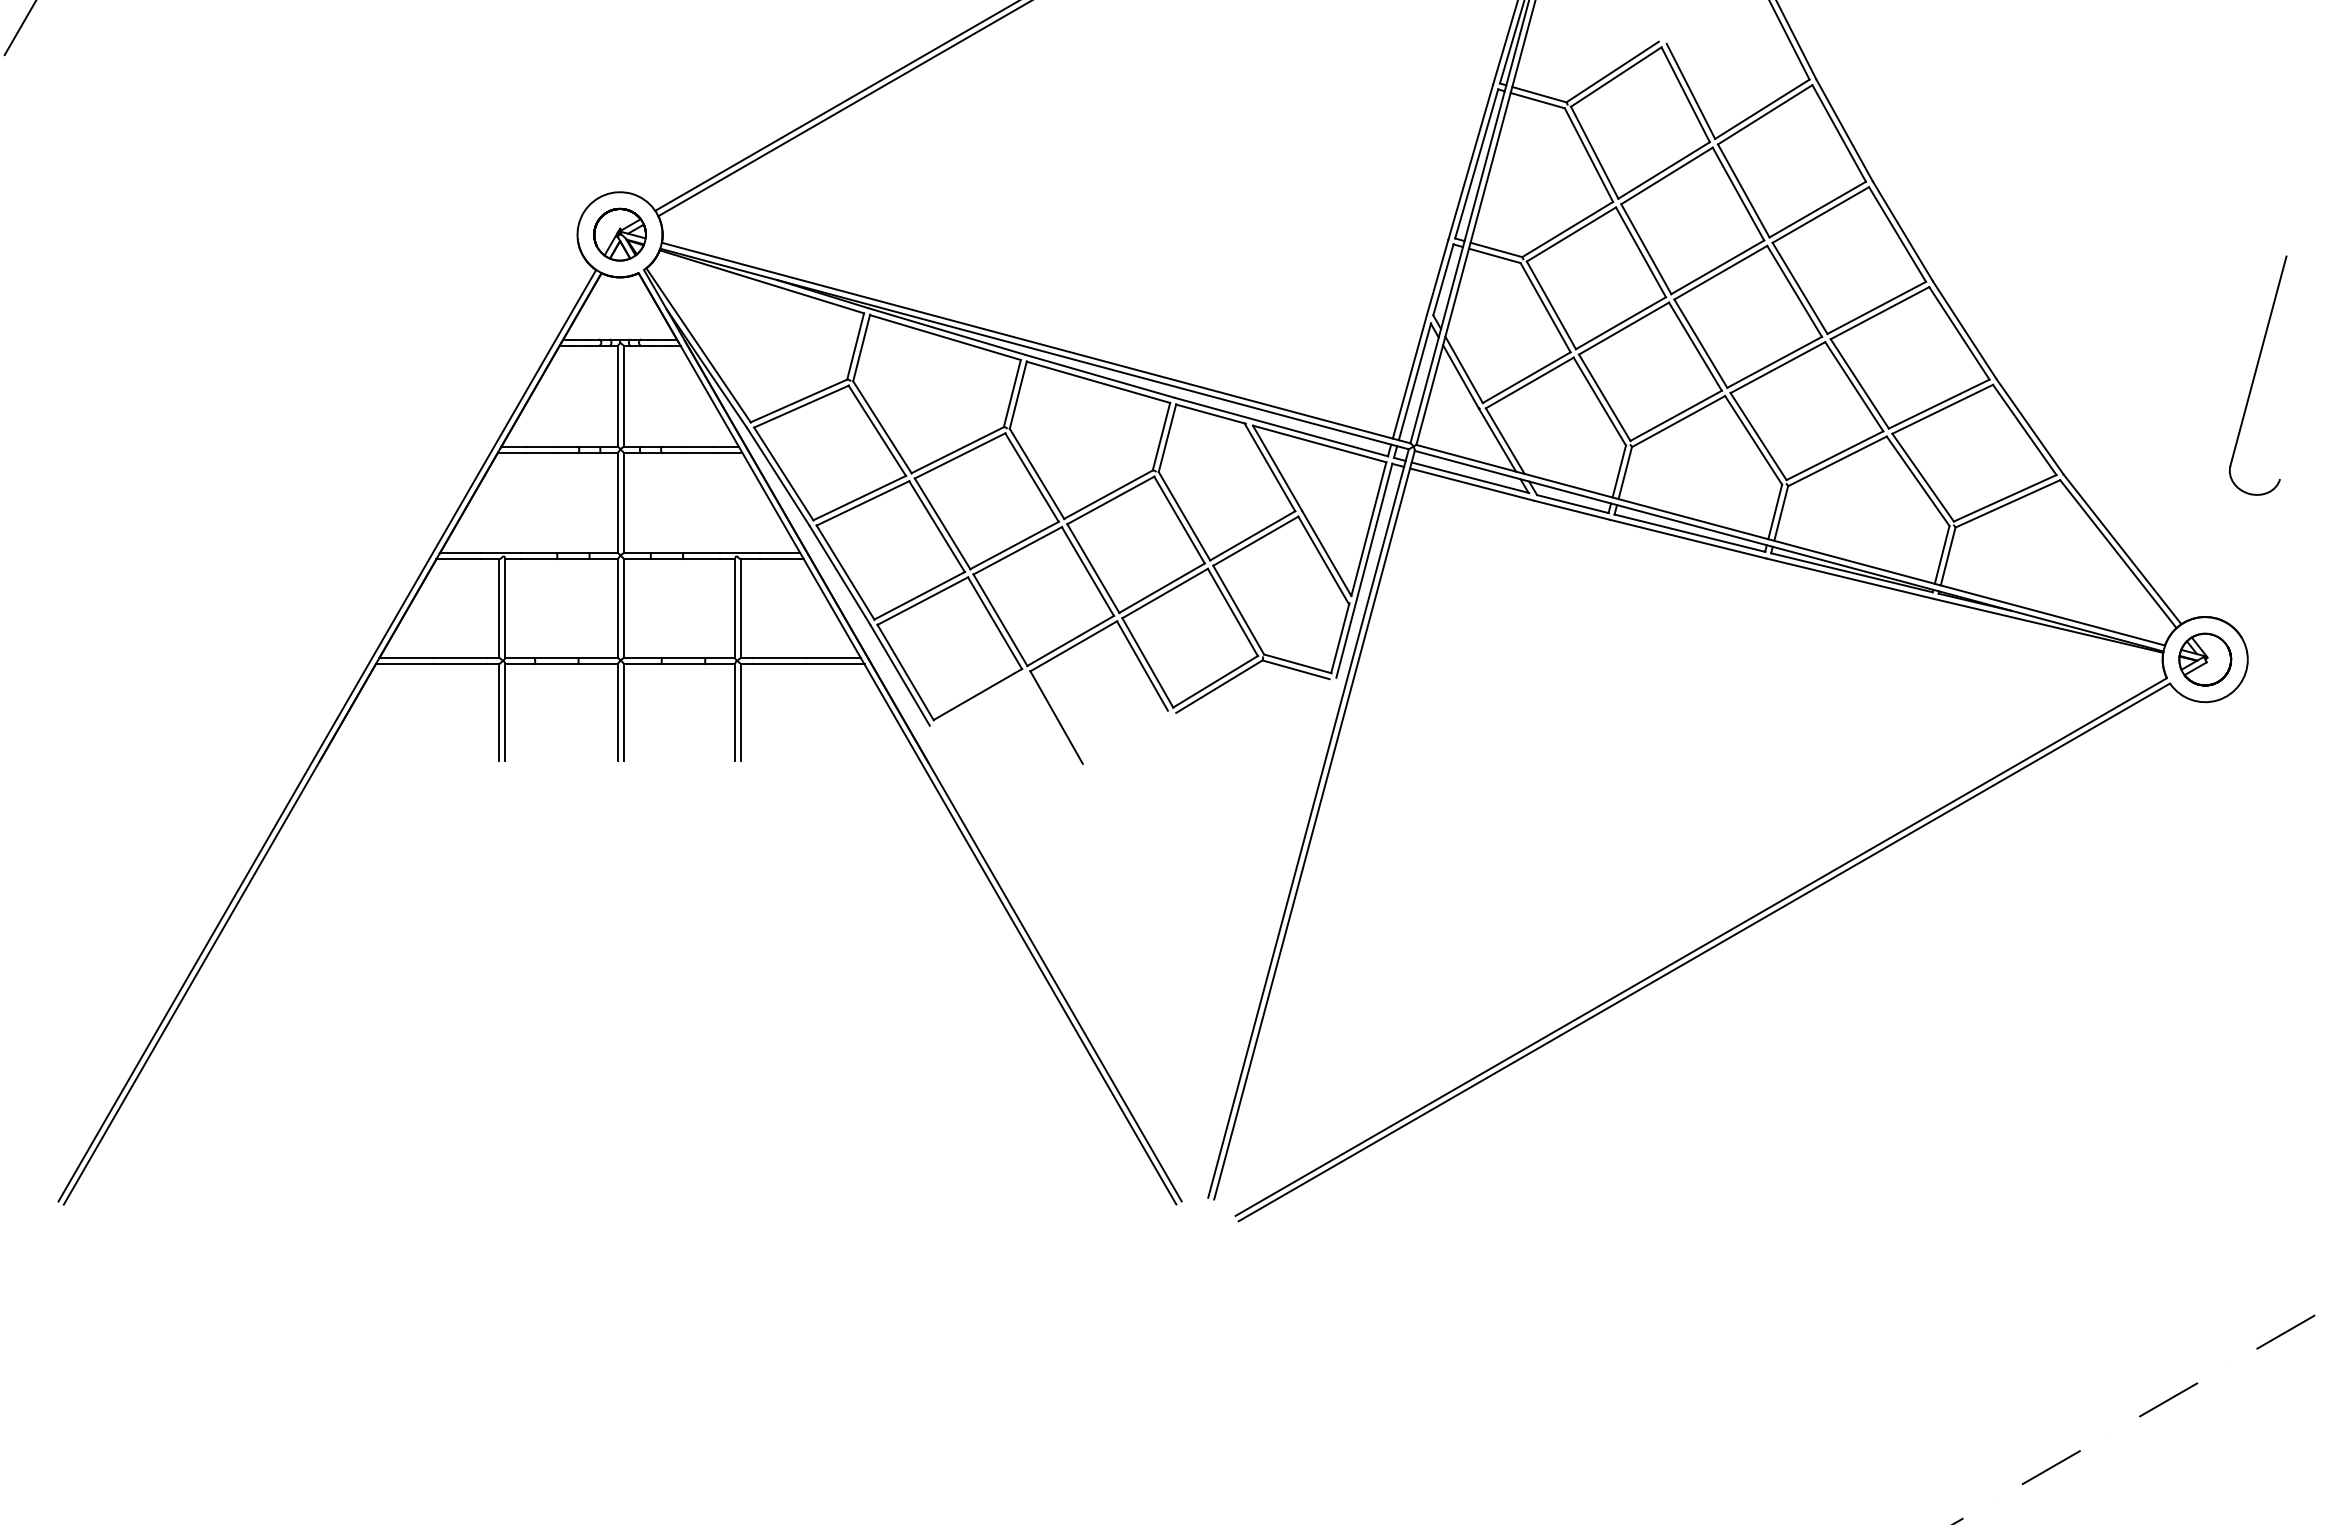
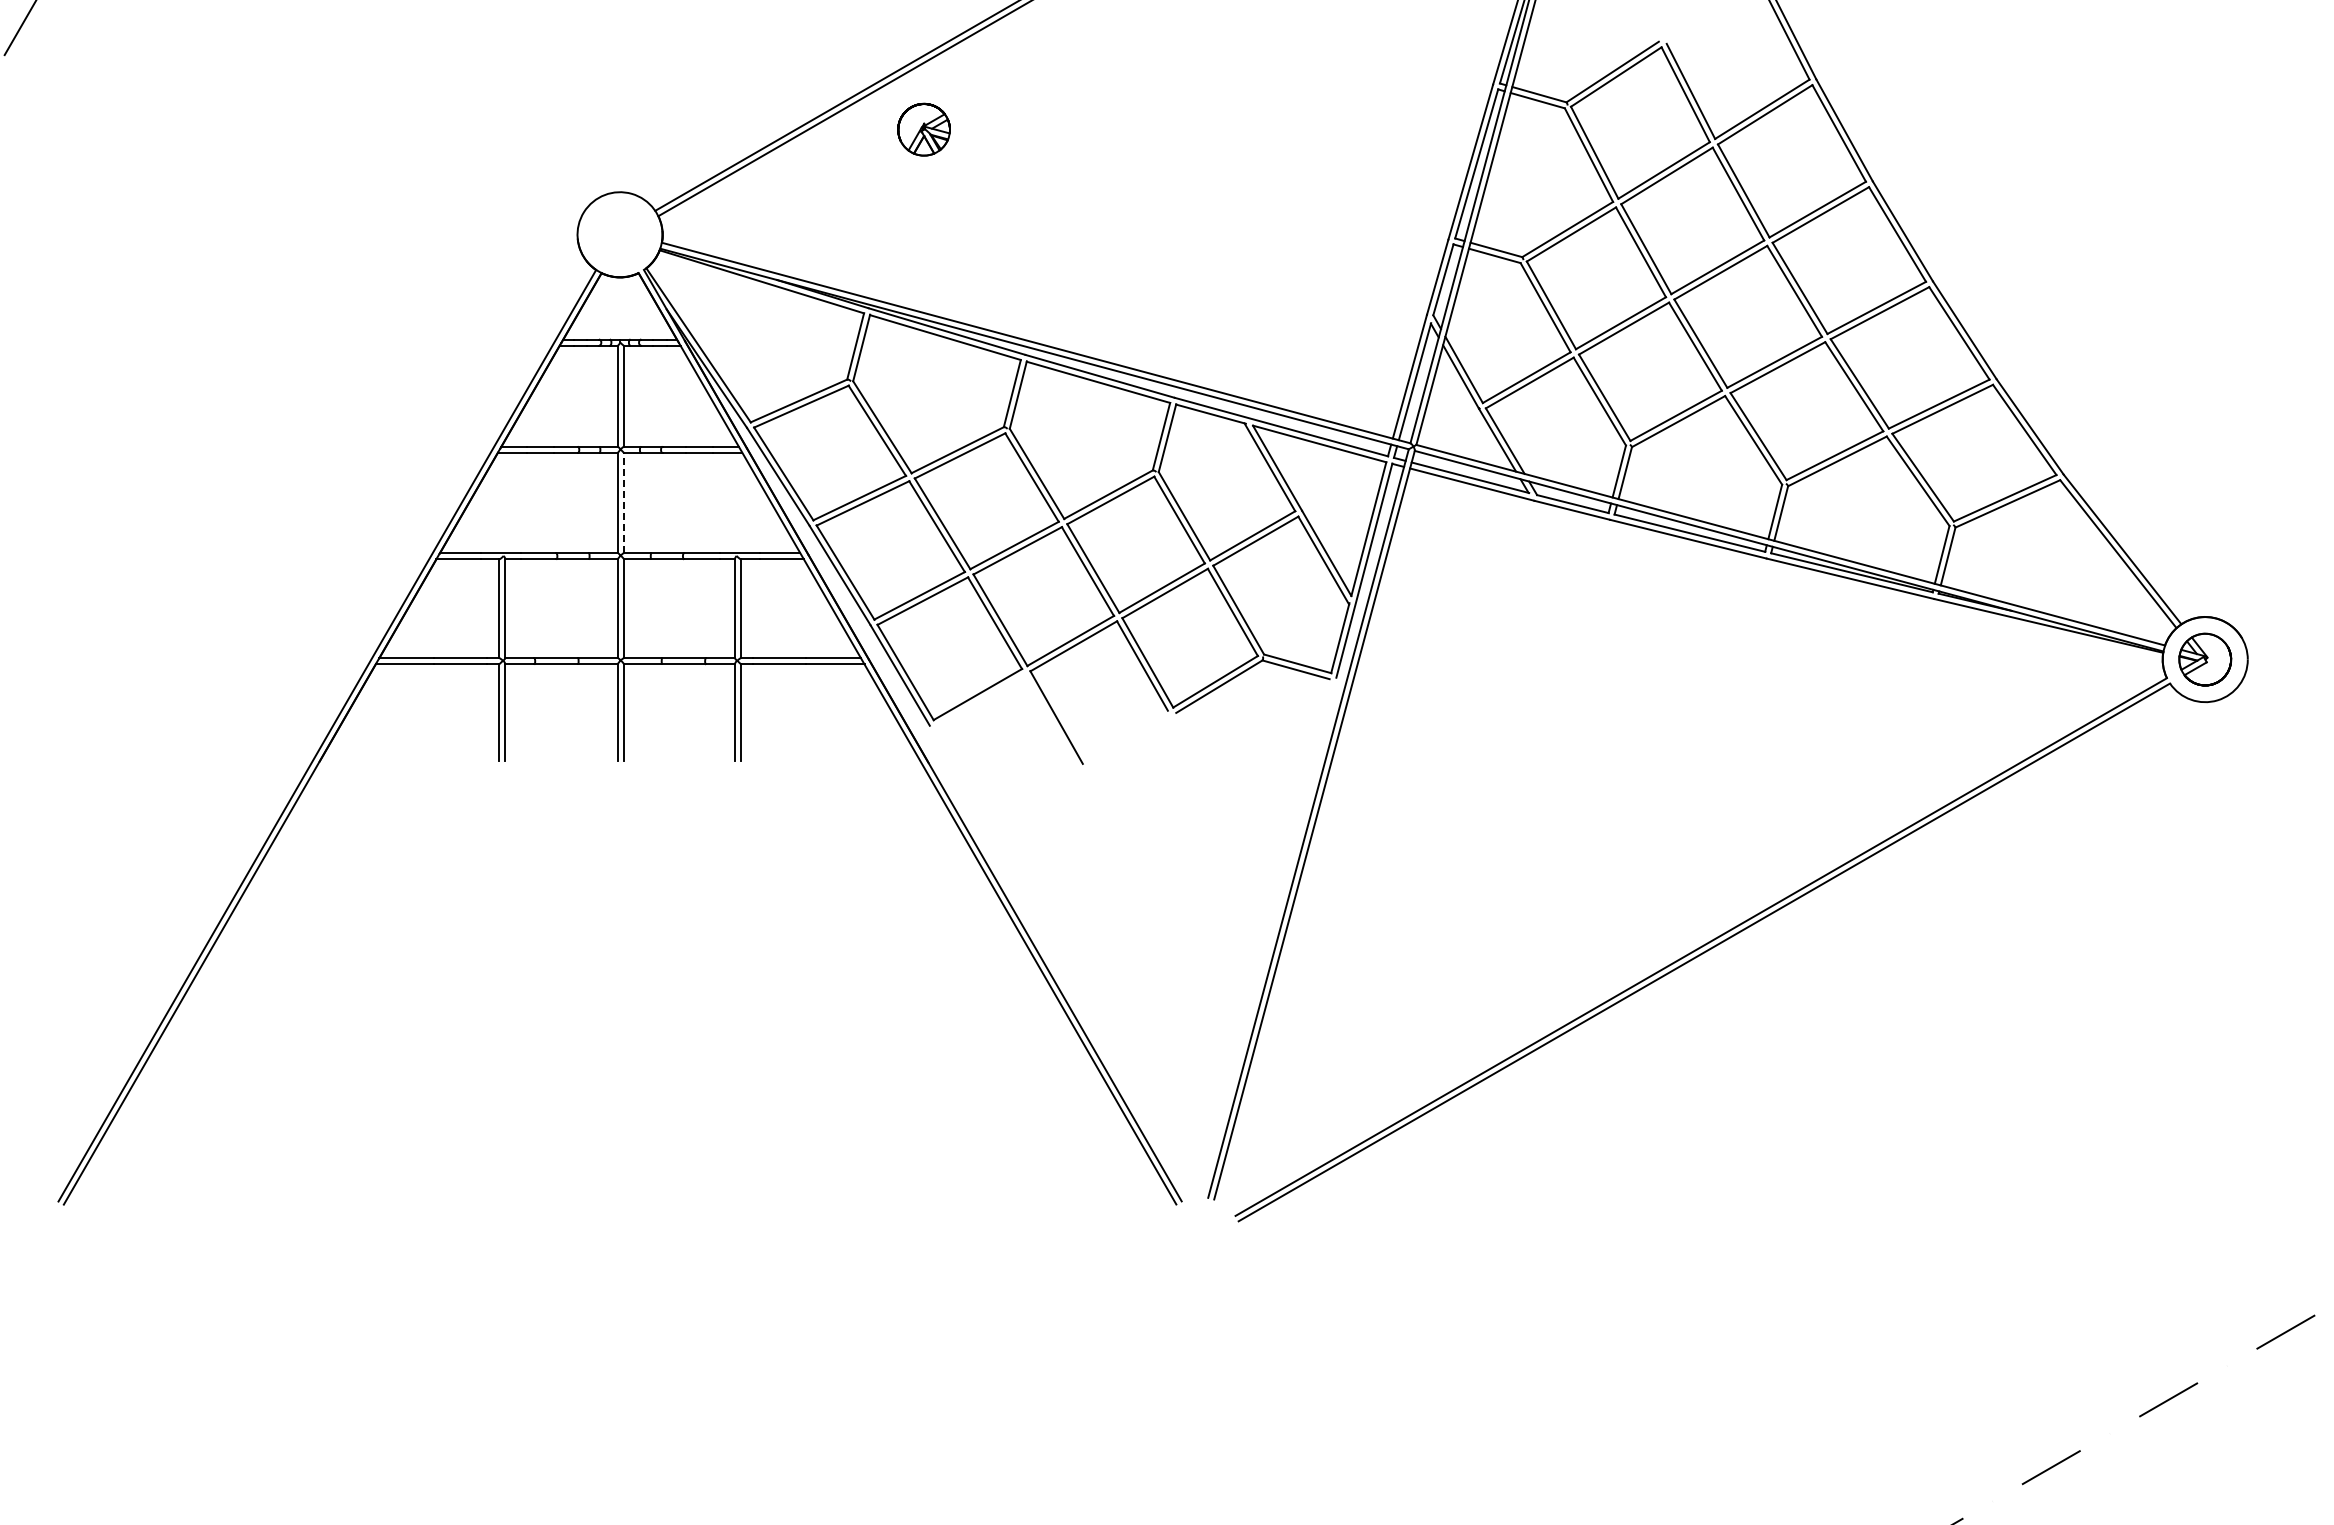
part position: (619, 234) -> (923, 129) (923, 129)
part: present -> none (2257, 375)
line: solid -> dashed (624, 502)
